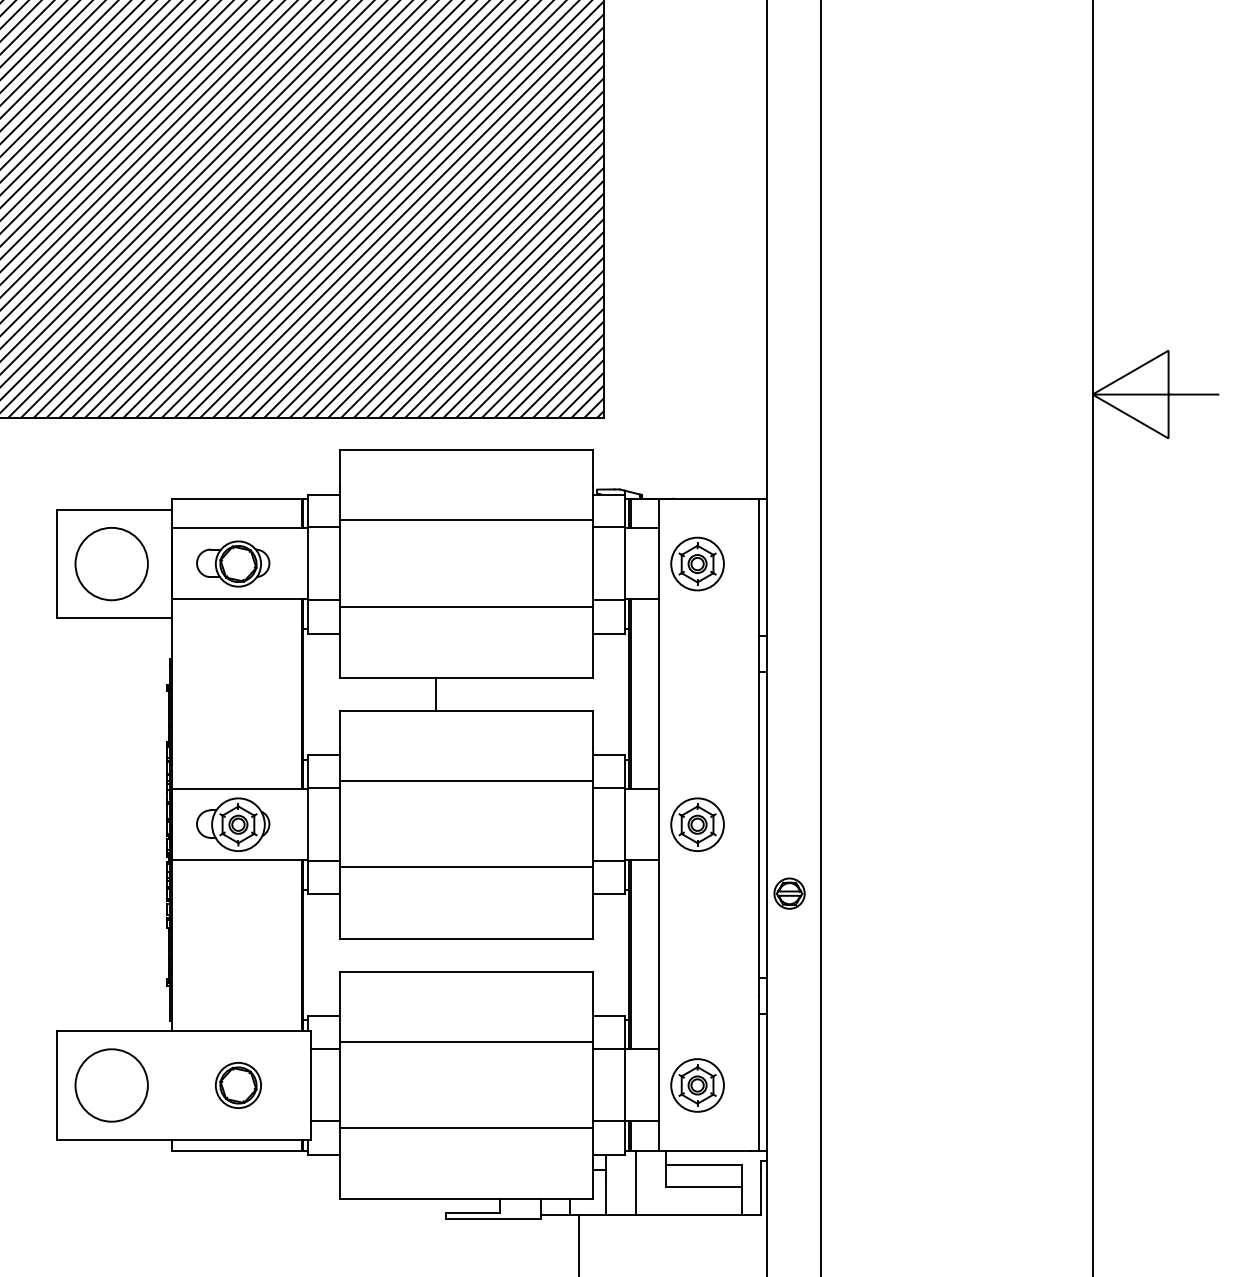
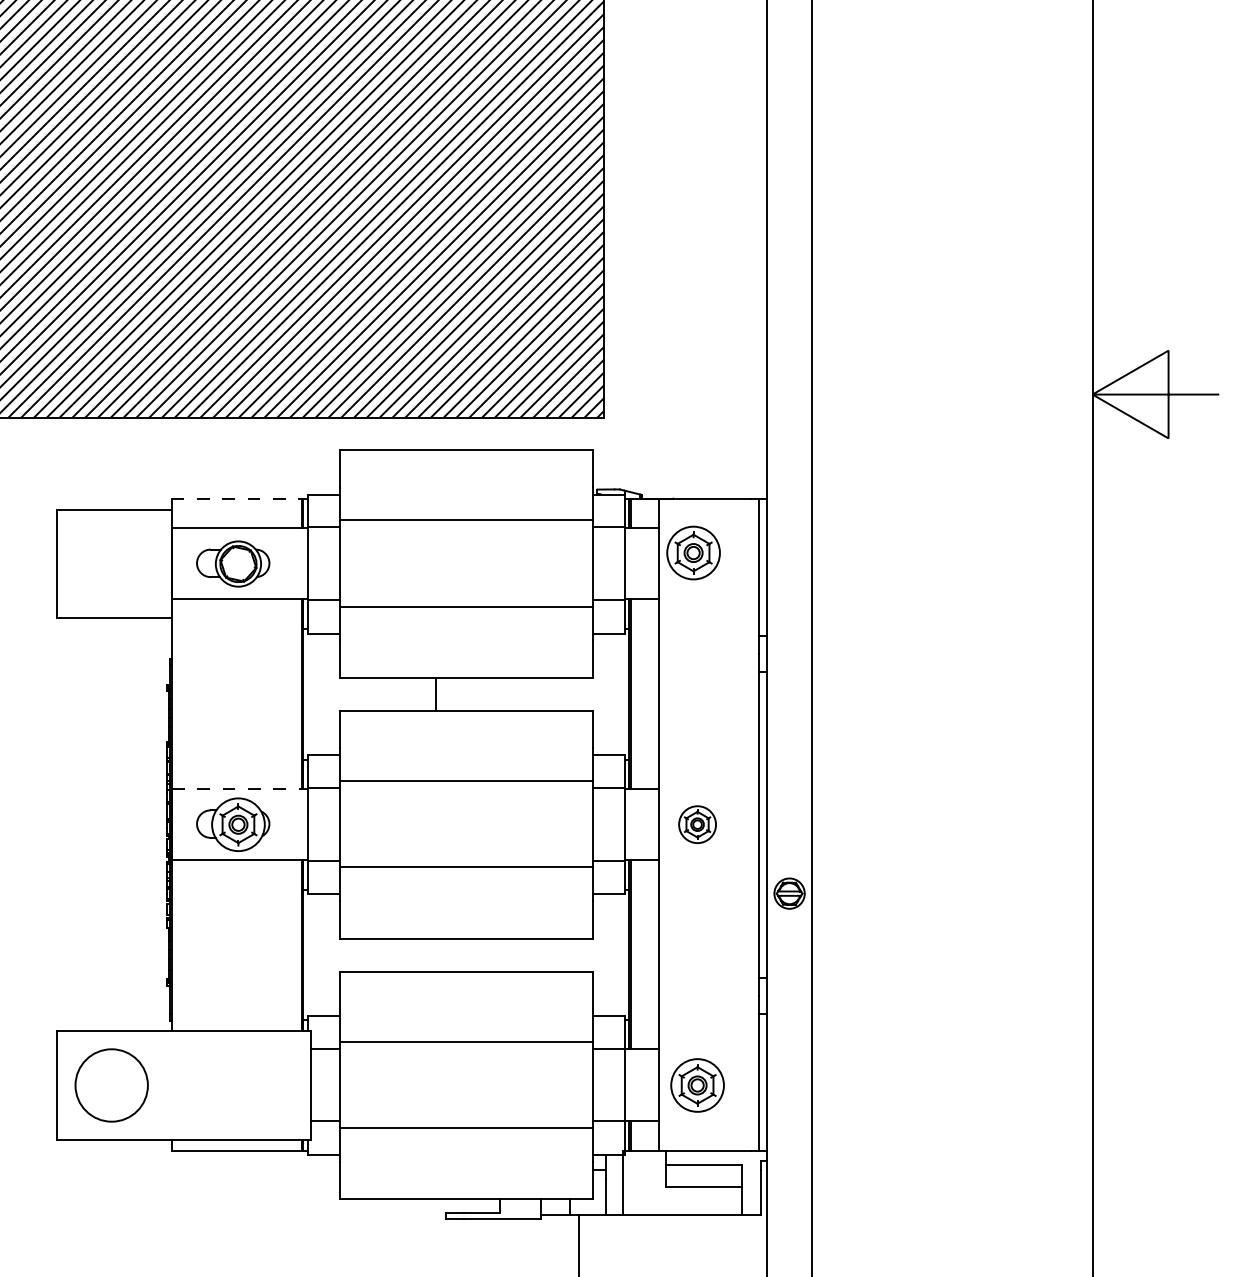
line: solid -> dashed (237, 498)
part position: (697, 563) -> (693, 552) (693, 552)
circle: present -> none (111, 564)
line position: (821, 637) -> (812, 637) (812, 637)
line: solid -> dashed (239, 788)
part size: 55x55 px -> 39x39 px (697, 824)
part: present -> none (238, 1085)
line position: (635, 1182) -> (622, 1182) (622, 1182)
